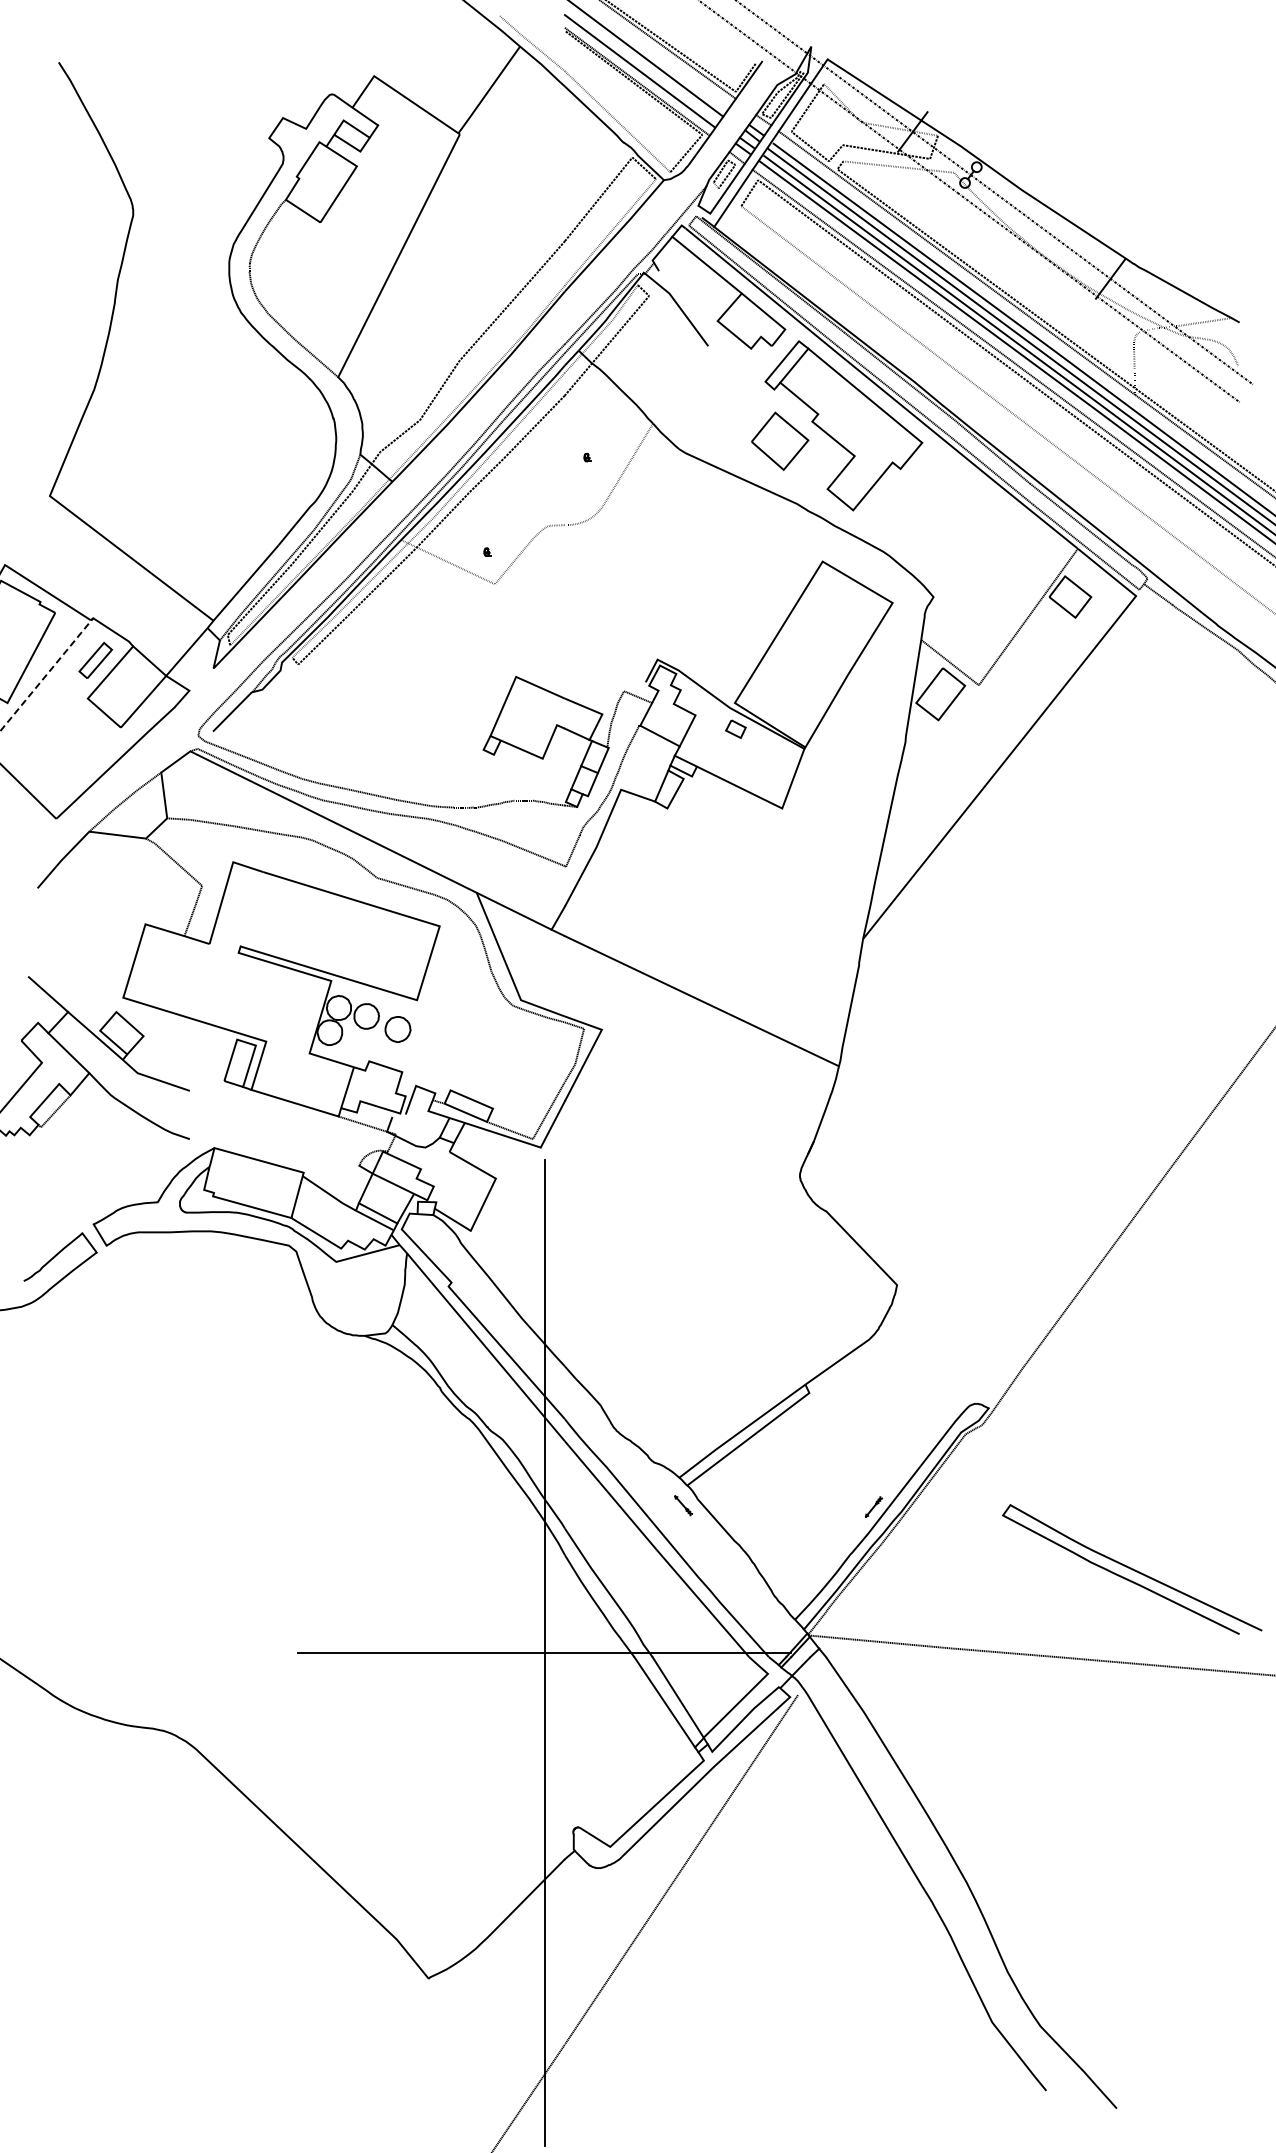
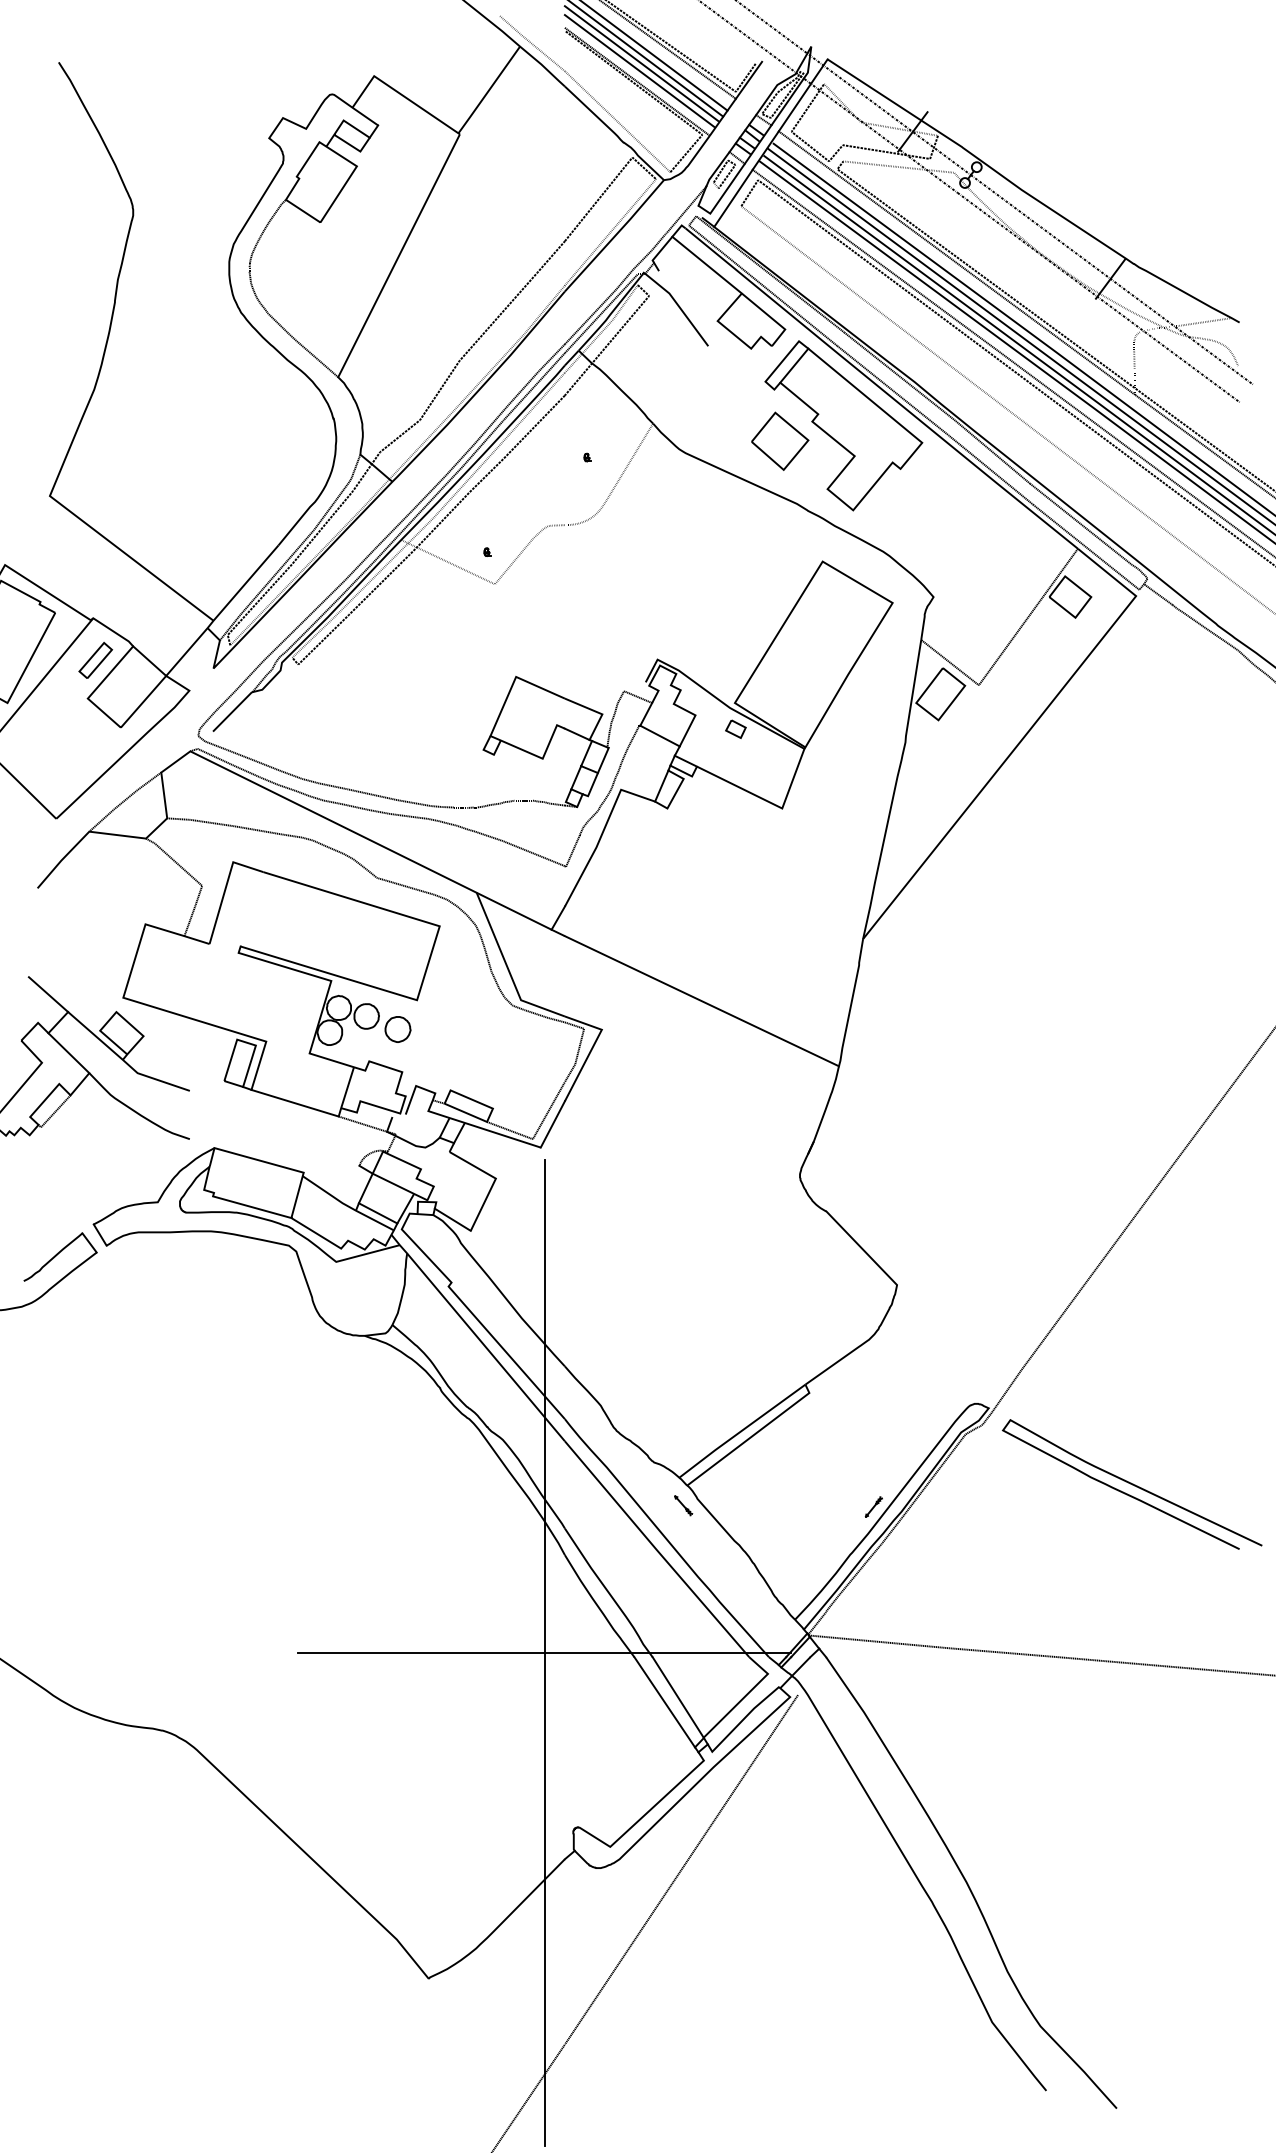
line: none -> present (654, 56)
line: none -> present (641, 63)
line: dashed -> solid (46, 674)
curve position: (1131, 1569) -> (1131, 1484) (1131, 1484)
